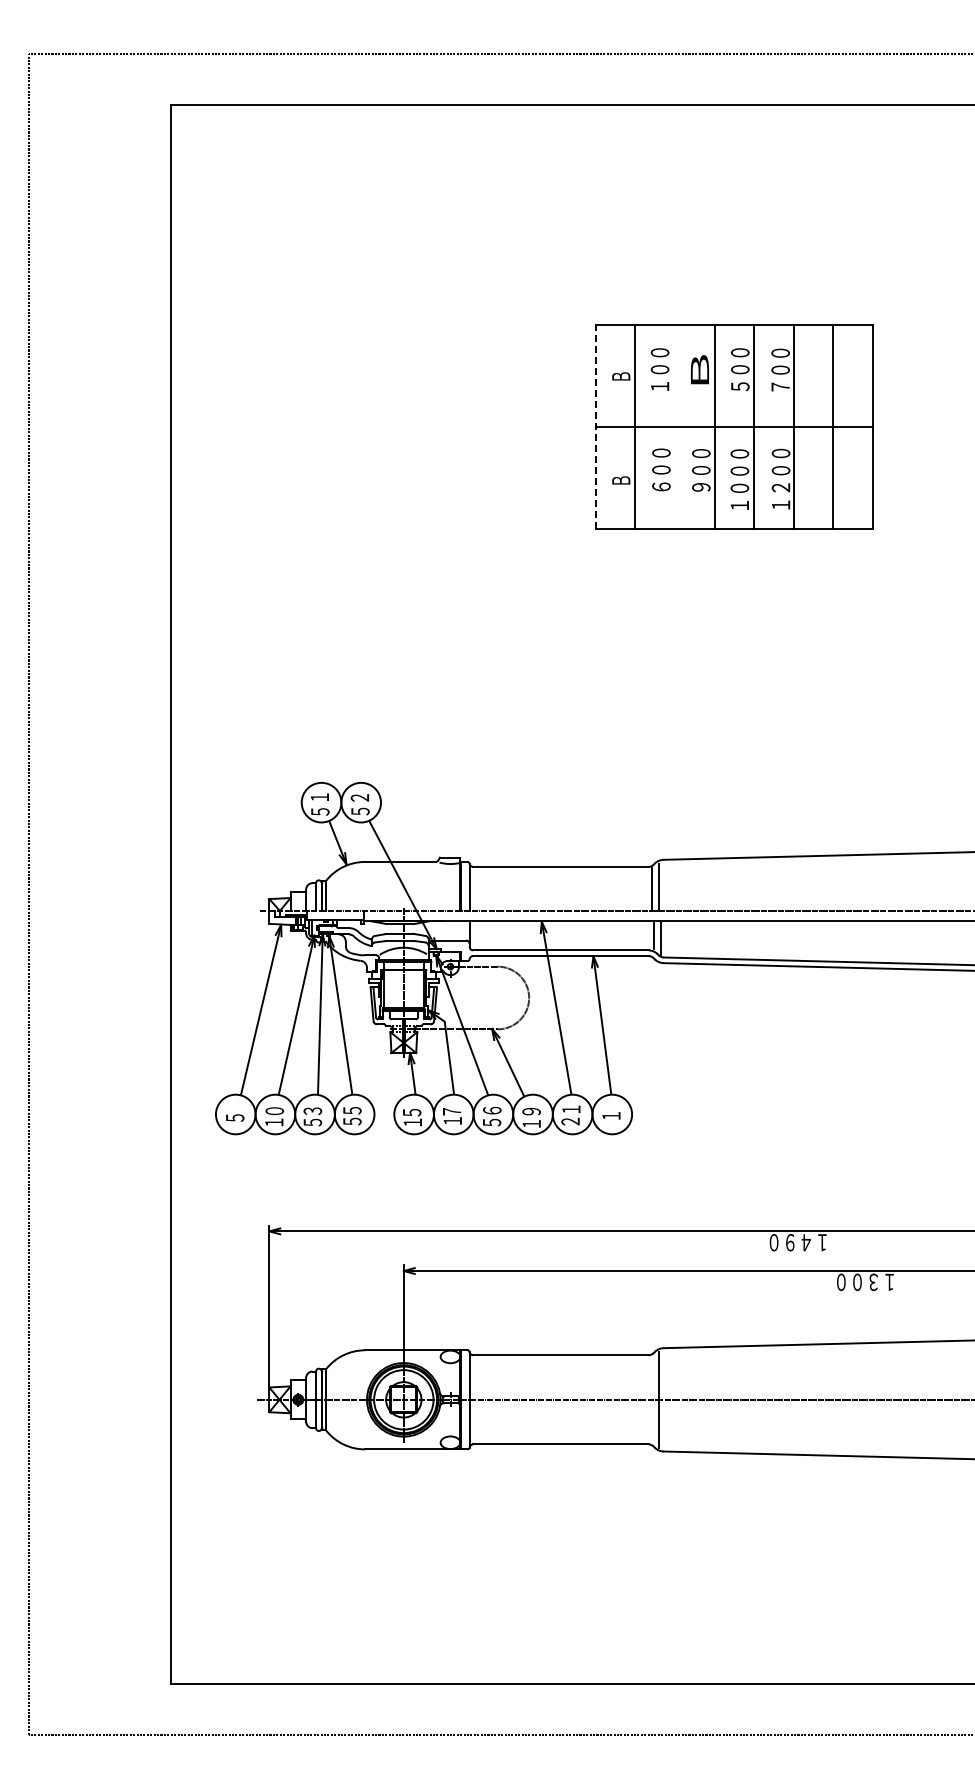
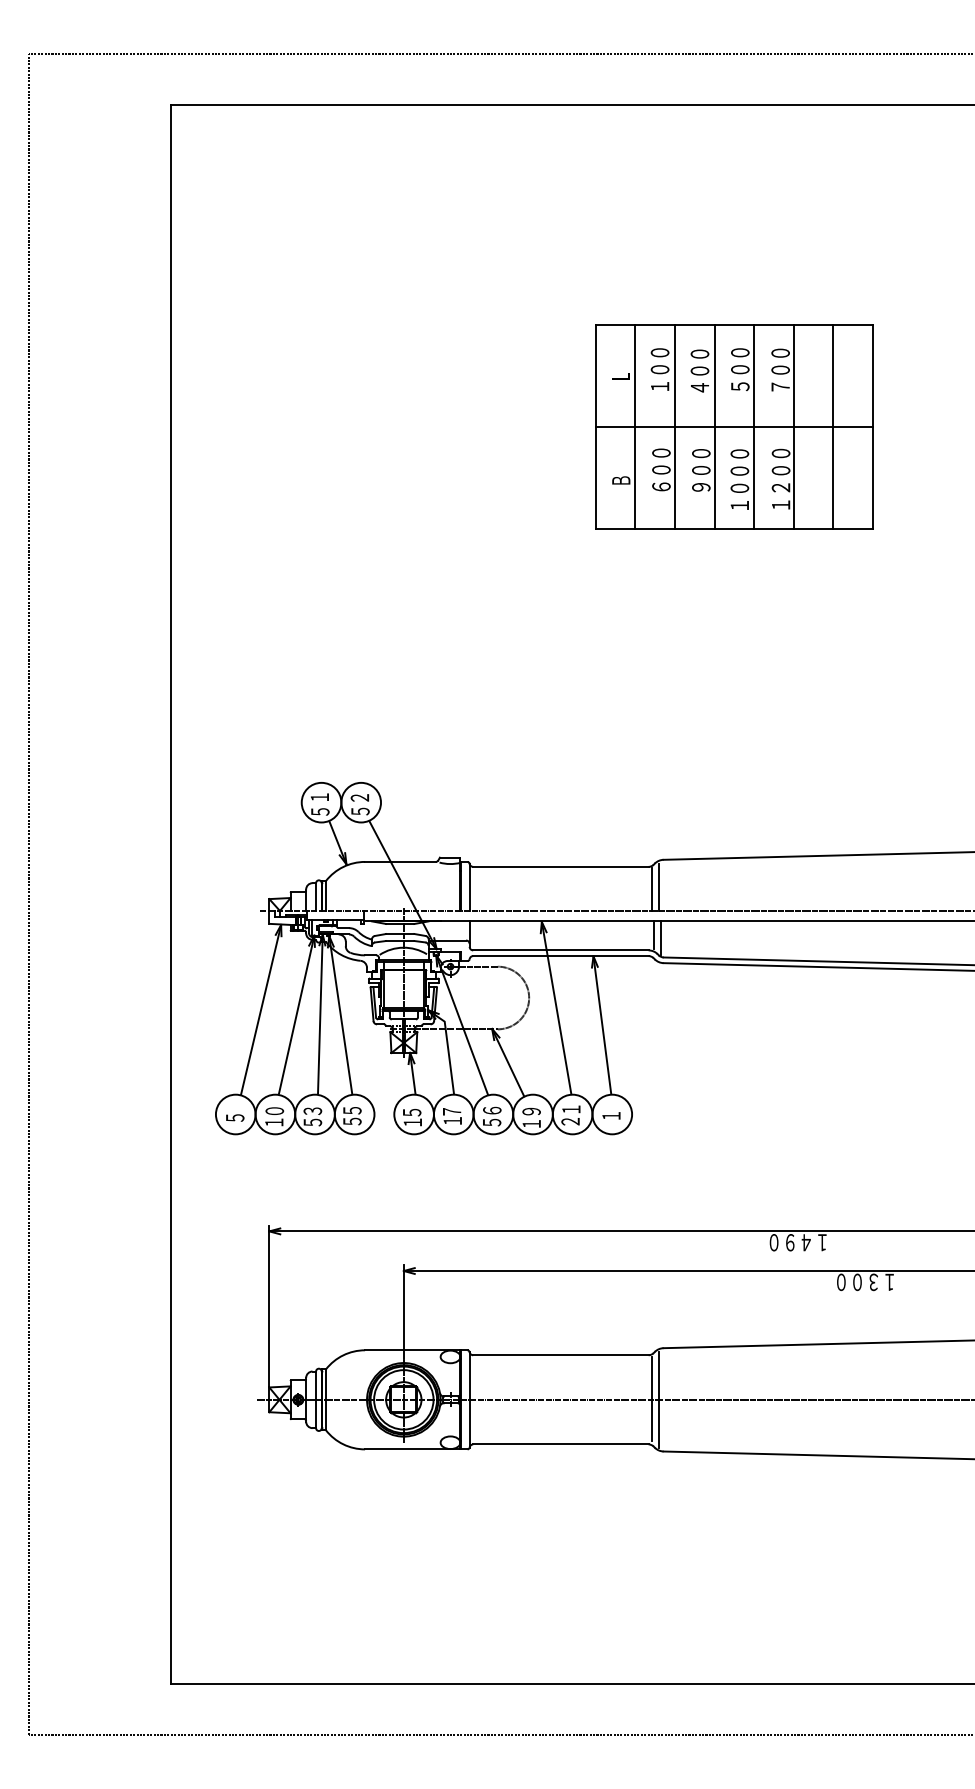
text: Ｂ -> ４００ (699, 370)
text: Ｂ -> Ｌ (621, 376)
line: dashed -> solid (595, 427)
line: none -> present (674, 427)
line: none -> present (651, 1398)
